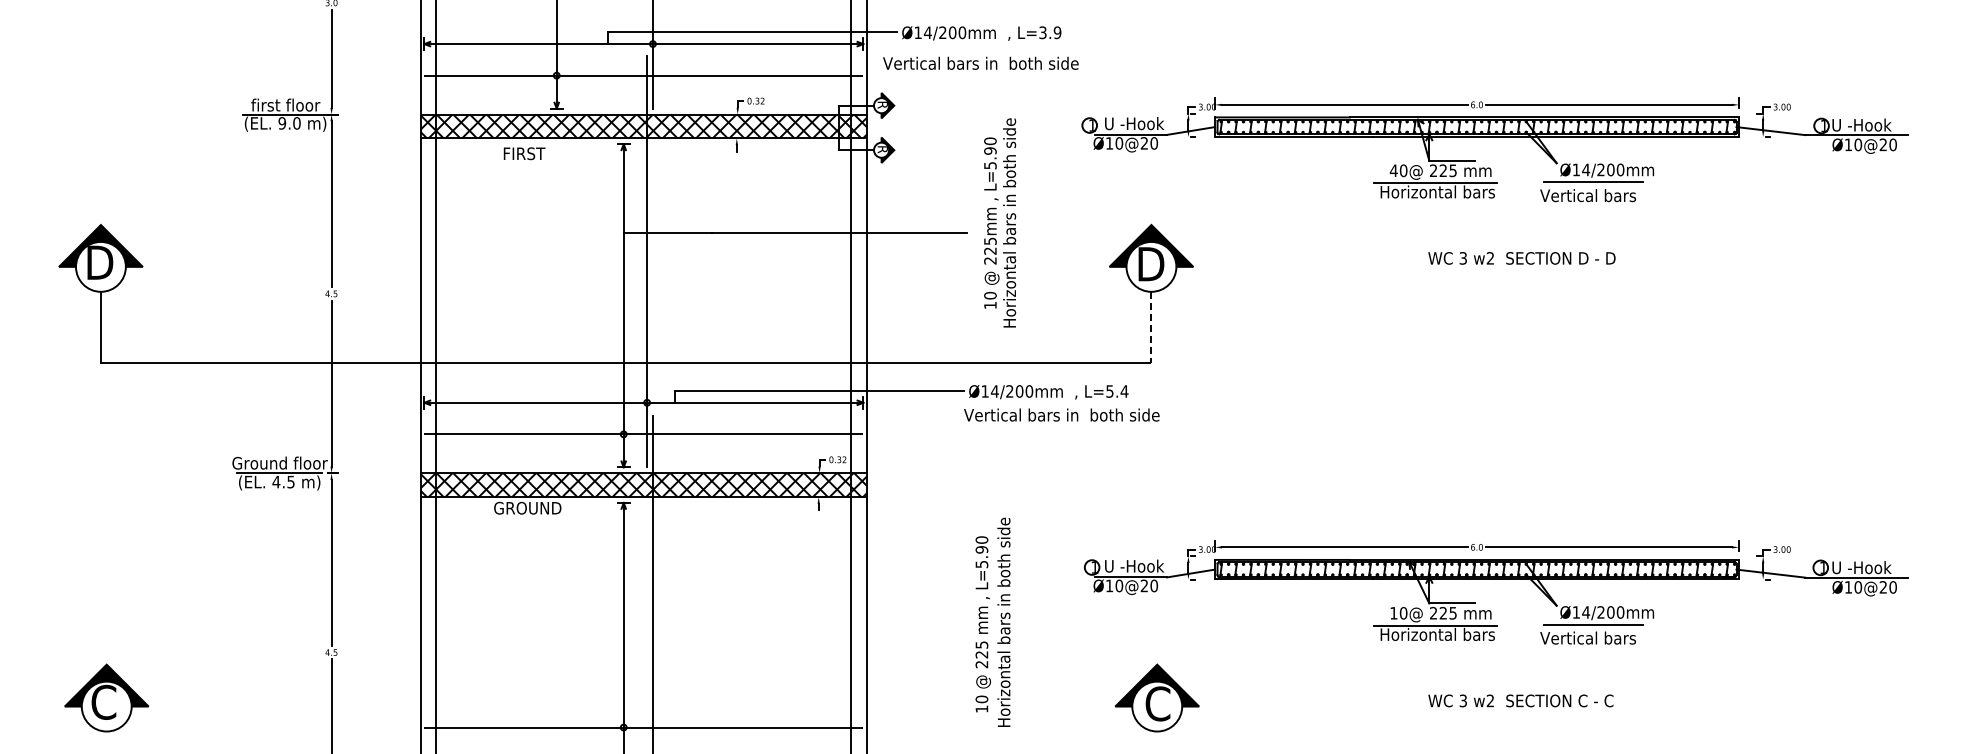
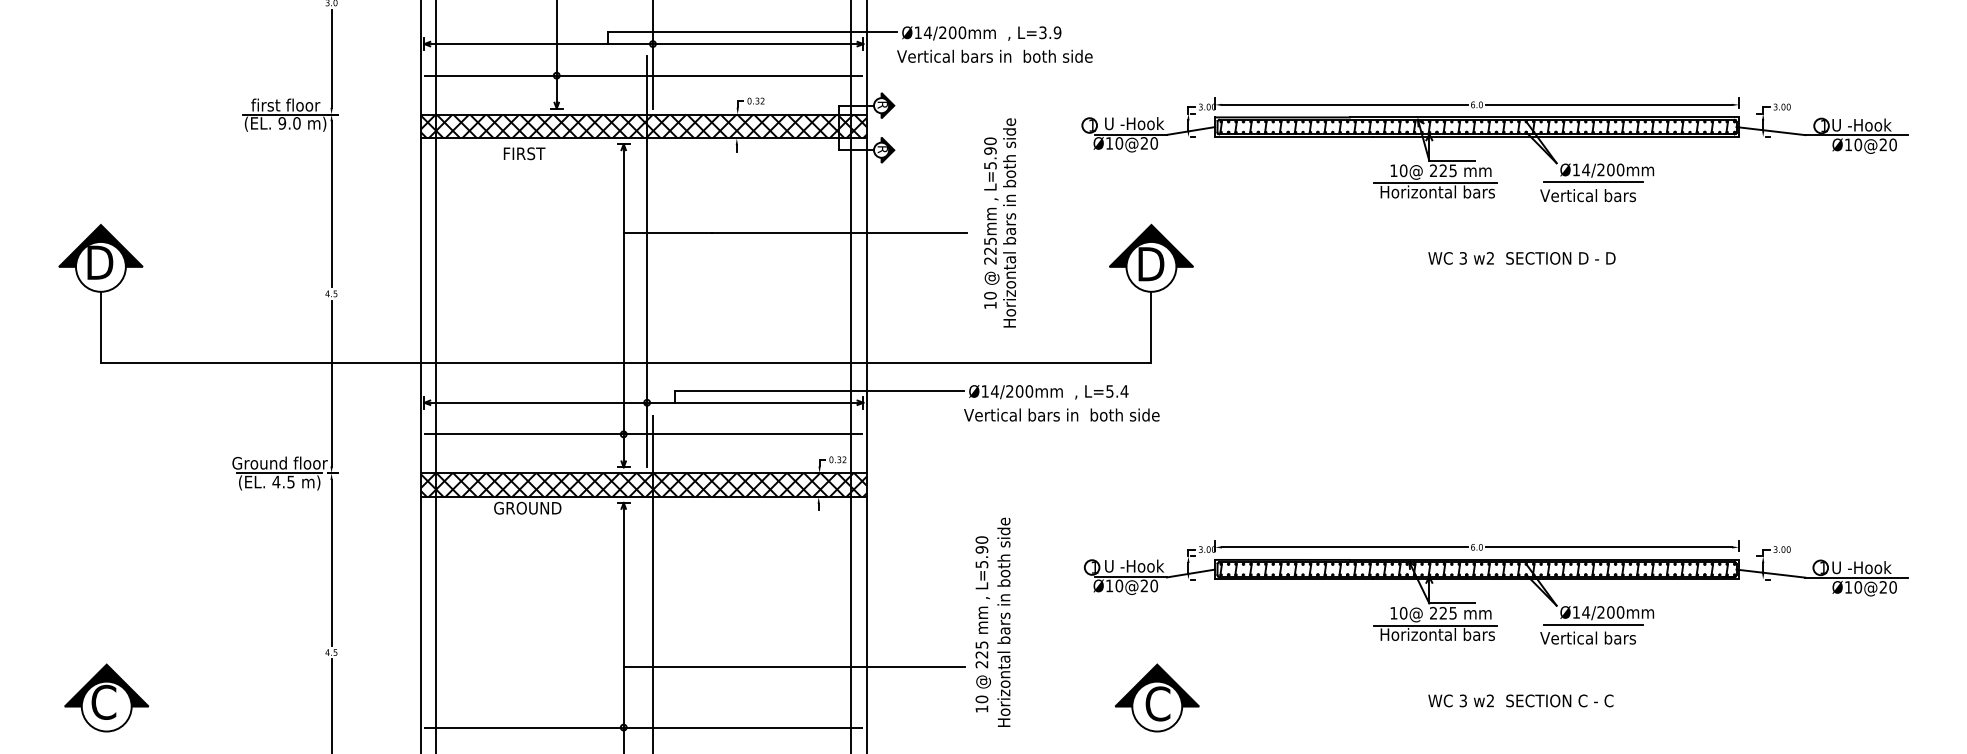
text position: (980, 62) -> (994, 55) (994, 55)
text: 40@ -> 10@ (1393, 170)
line: dashed -> solid (1151, 327)
line: none -> present (793, 667)
